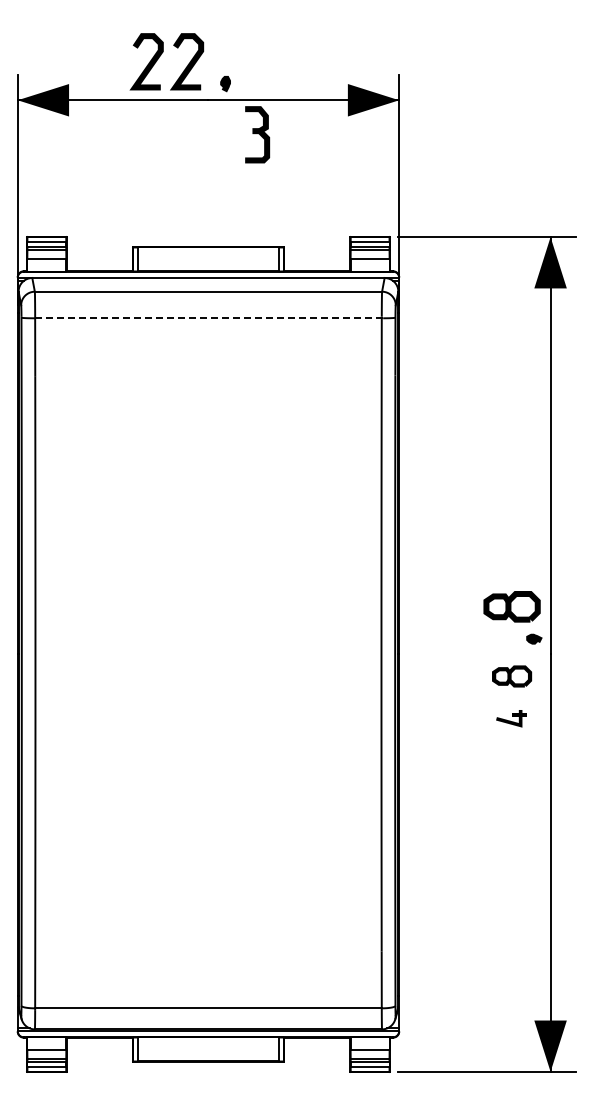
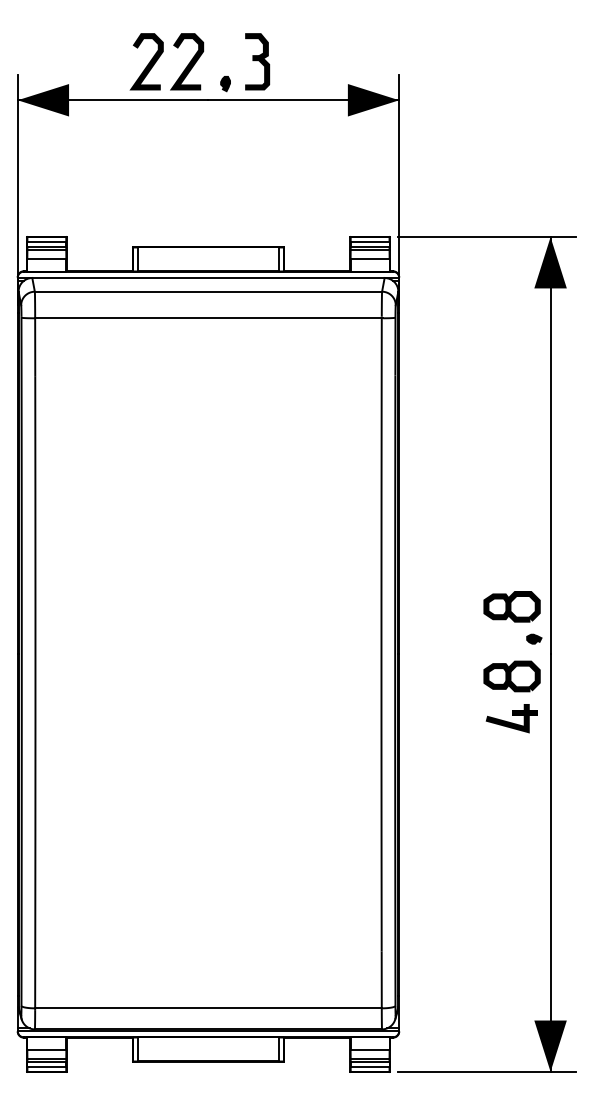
part position: (257, 134) -> (257, 61) (257, 61)
line: dashed -> solid (208, 318)
part size: 41x23 px -> 58x33 px (511, 676)
part size: 31x18 px -> 53x30 px (511, 718)
